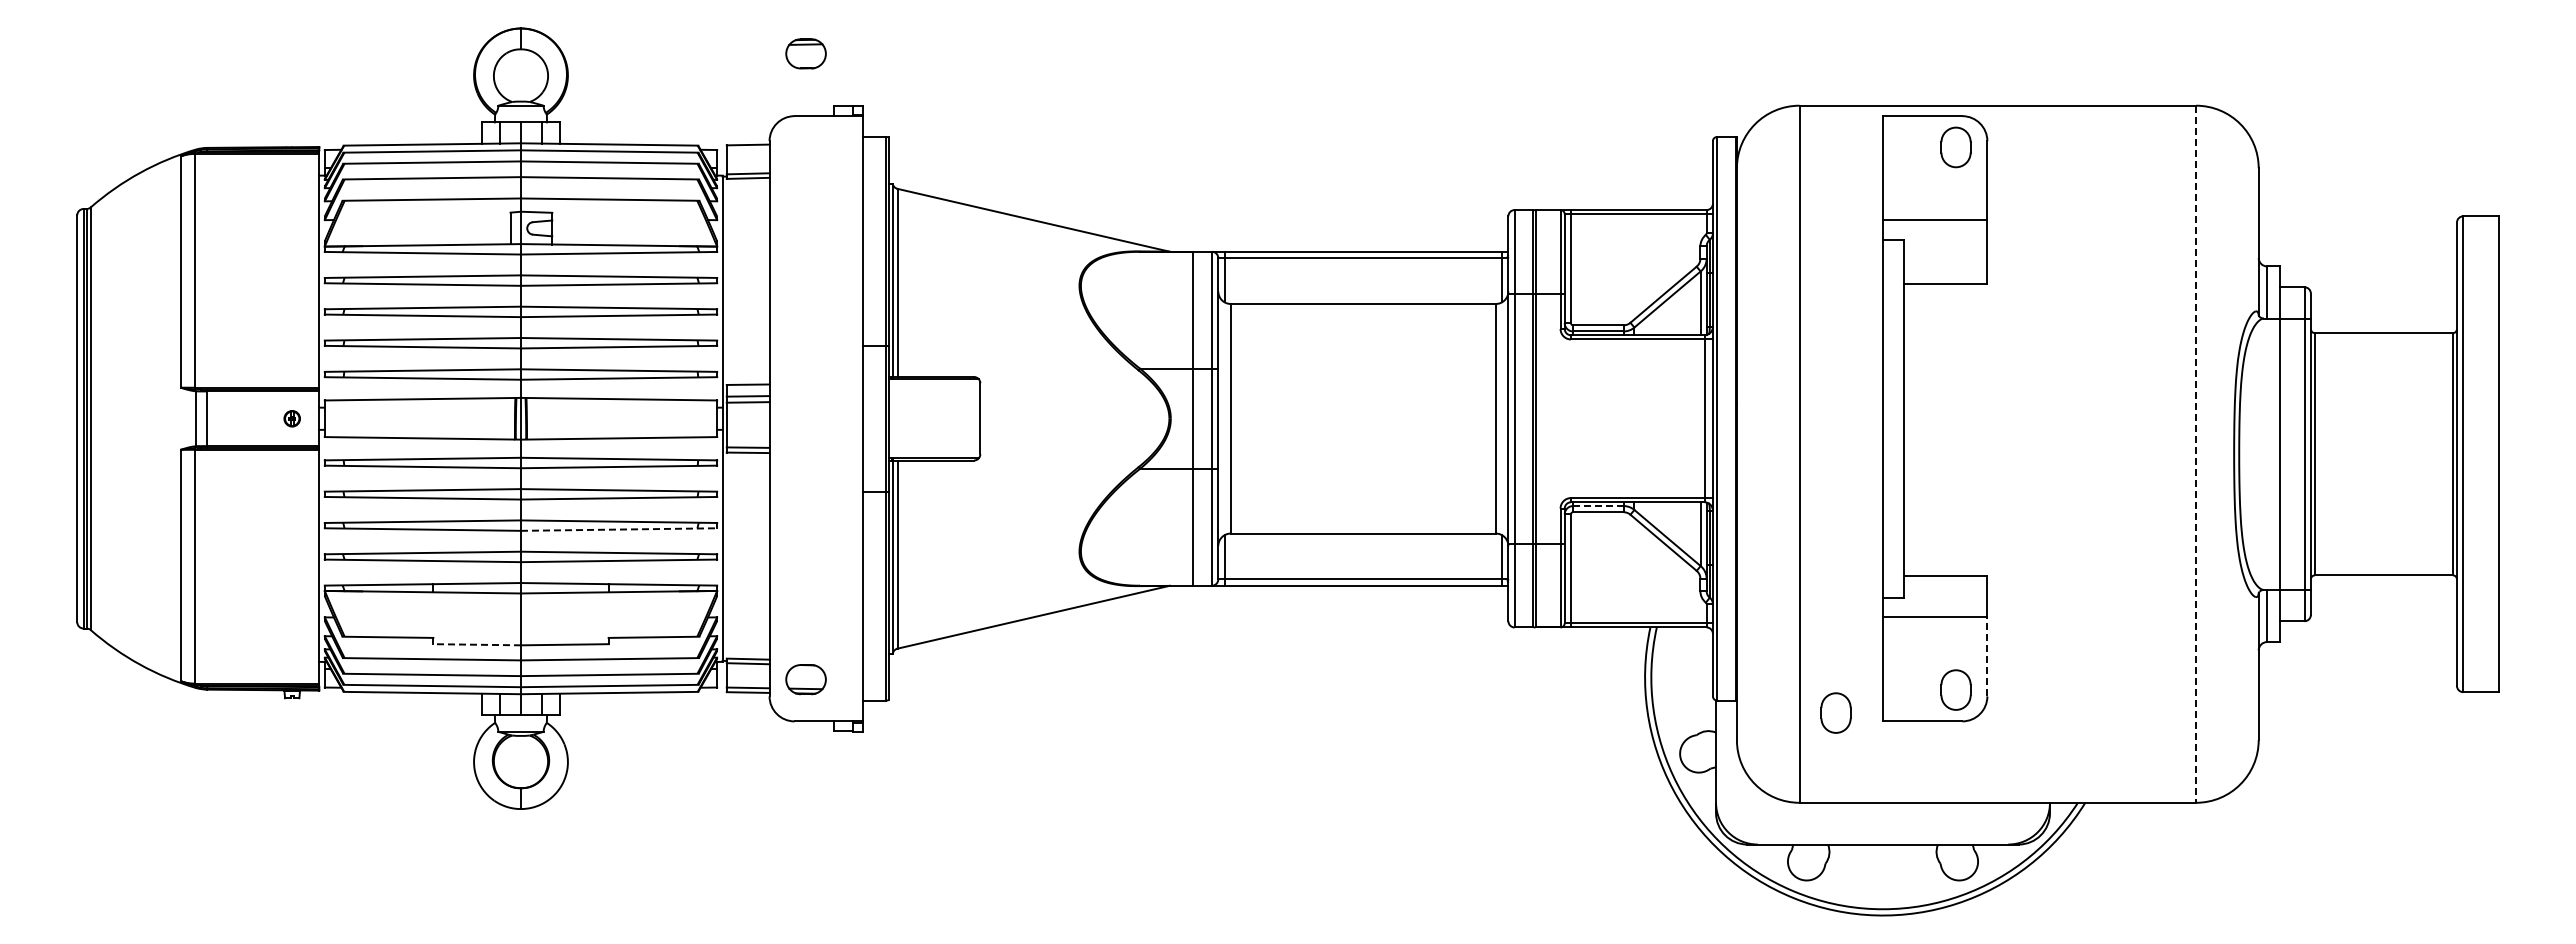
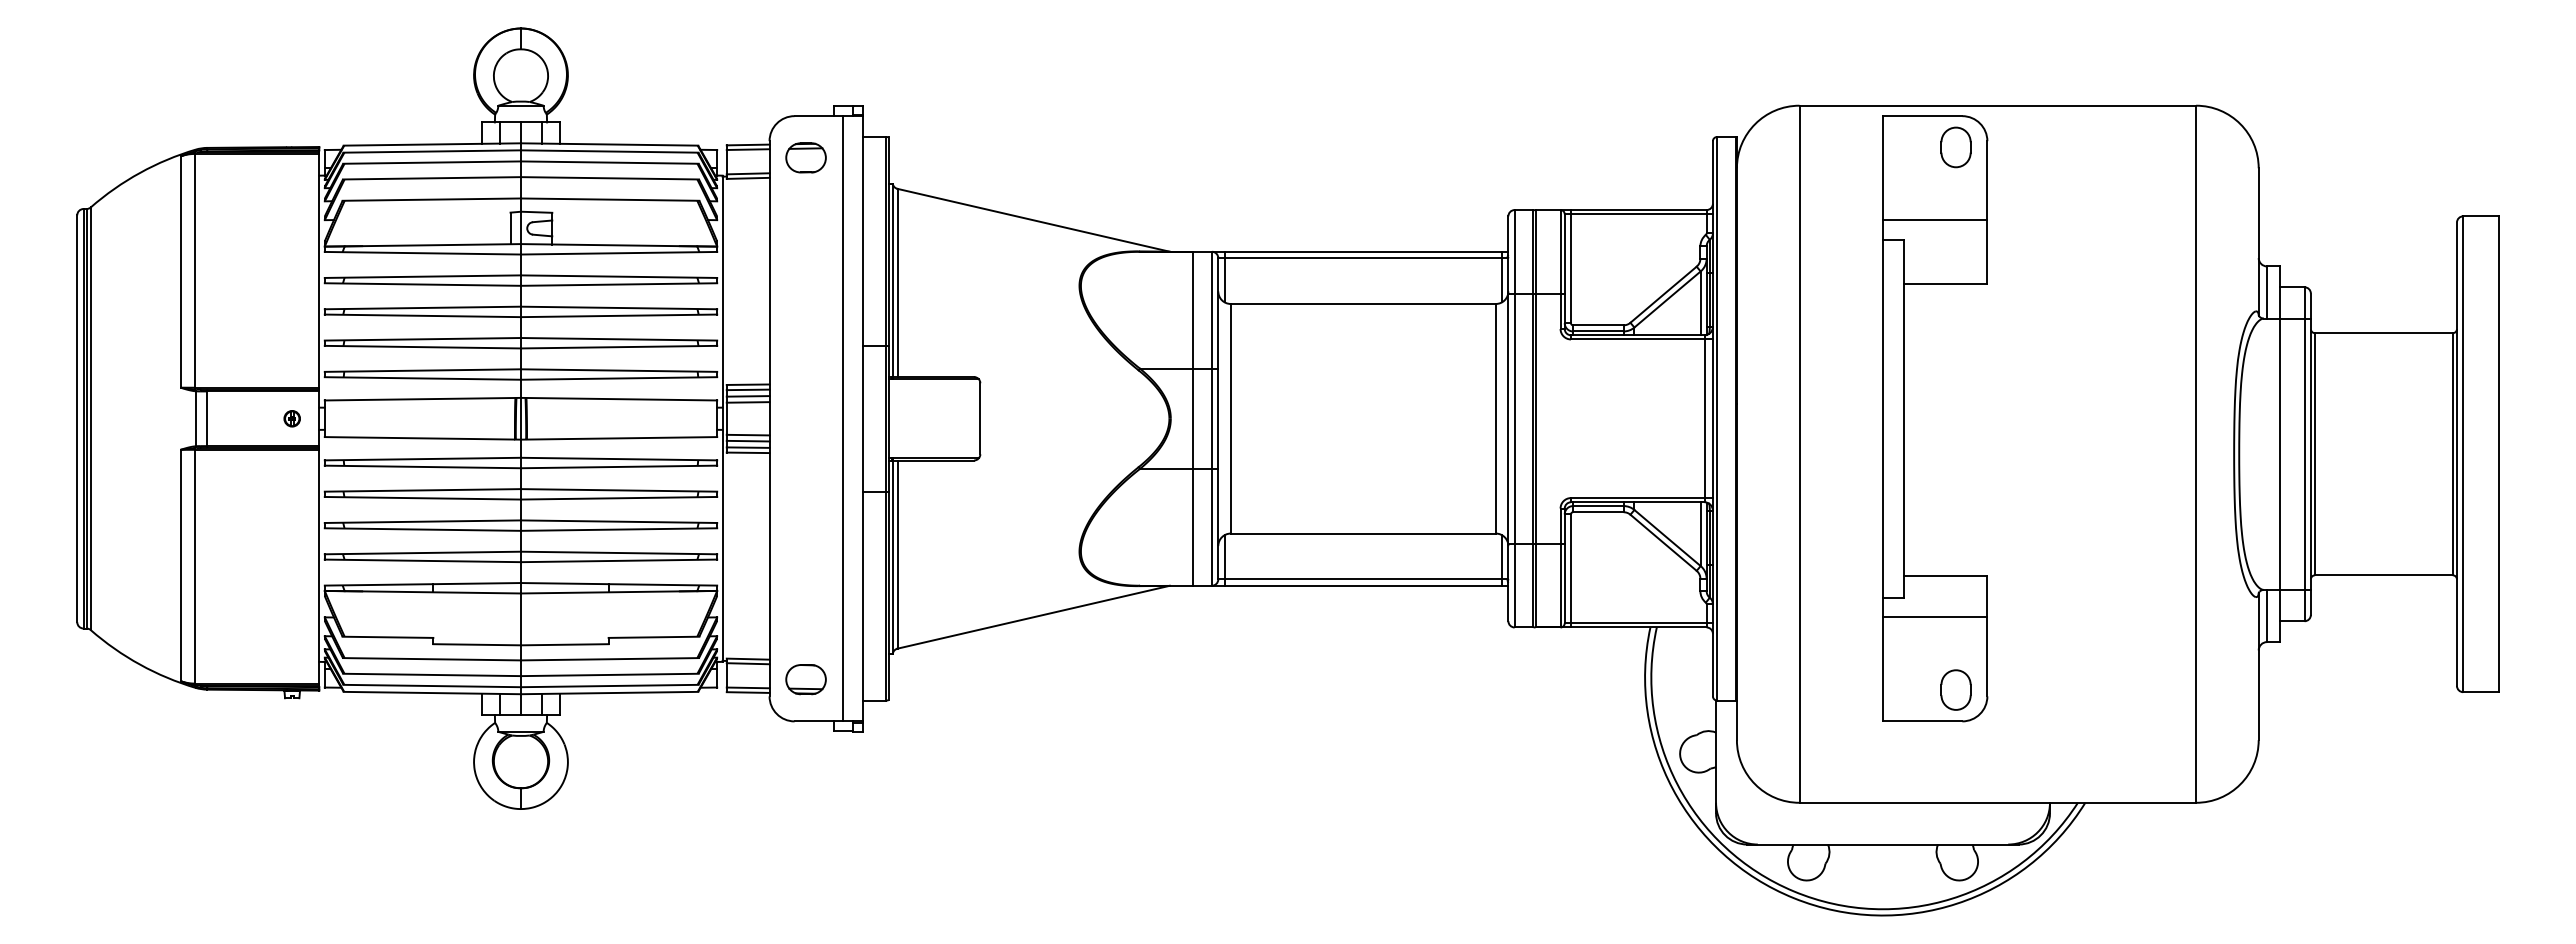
part position: (805, 53) -> (805, 157) (805, 157)
line: none -> present (747, 149)
line: none -> present (747, 389)
line: none -> present (842, 418)
line: none -> present (747, 434)
line: none -> present (747, 440)
line: dashed -> solid (2196, 454)
line: dashed -> solid (1597, 506)
line: dashed -> solid (619, 529)
line: dashed -> solid (477, 644)
line: dashed -> solid (1987, 656)
part: present -> none (1835, 712)
